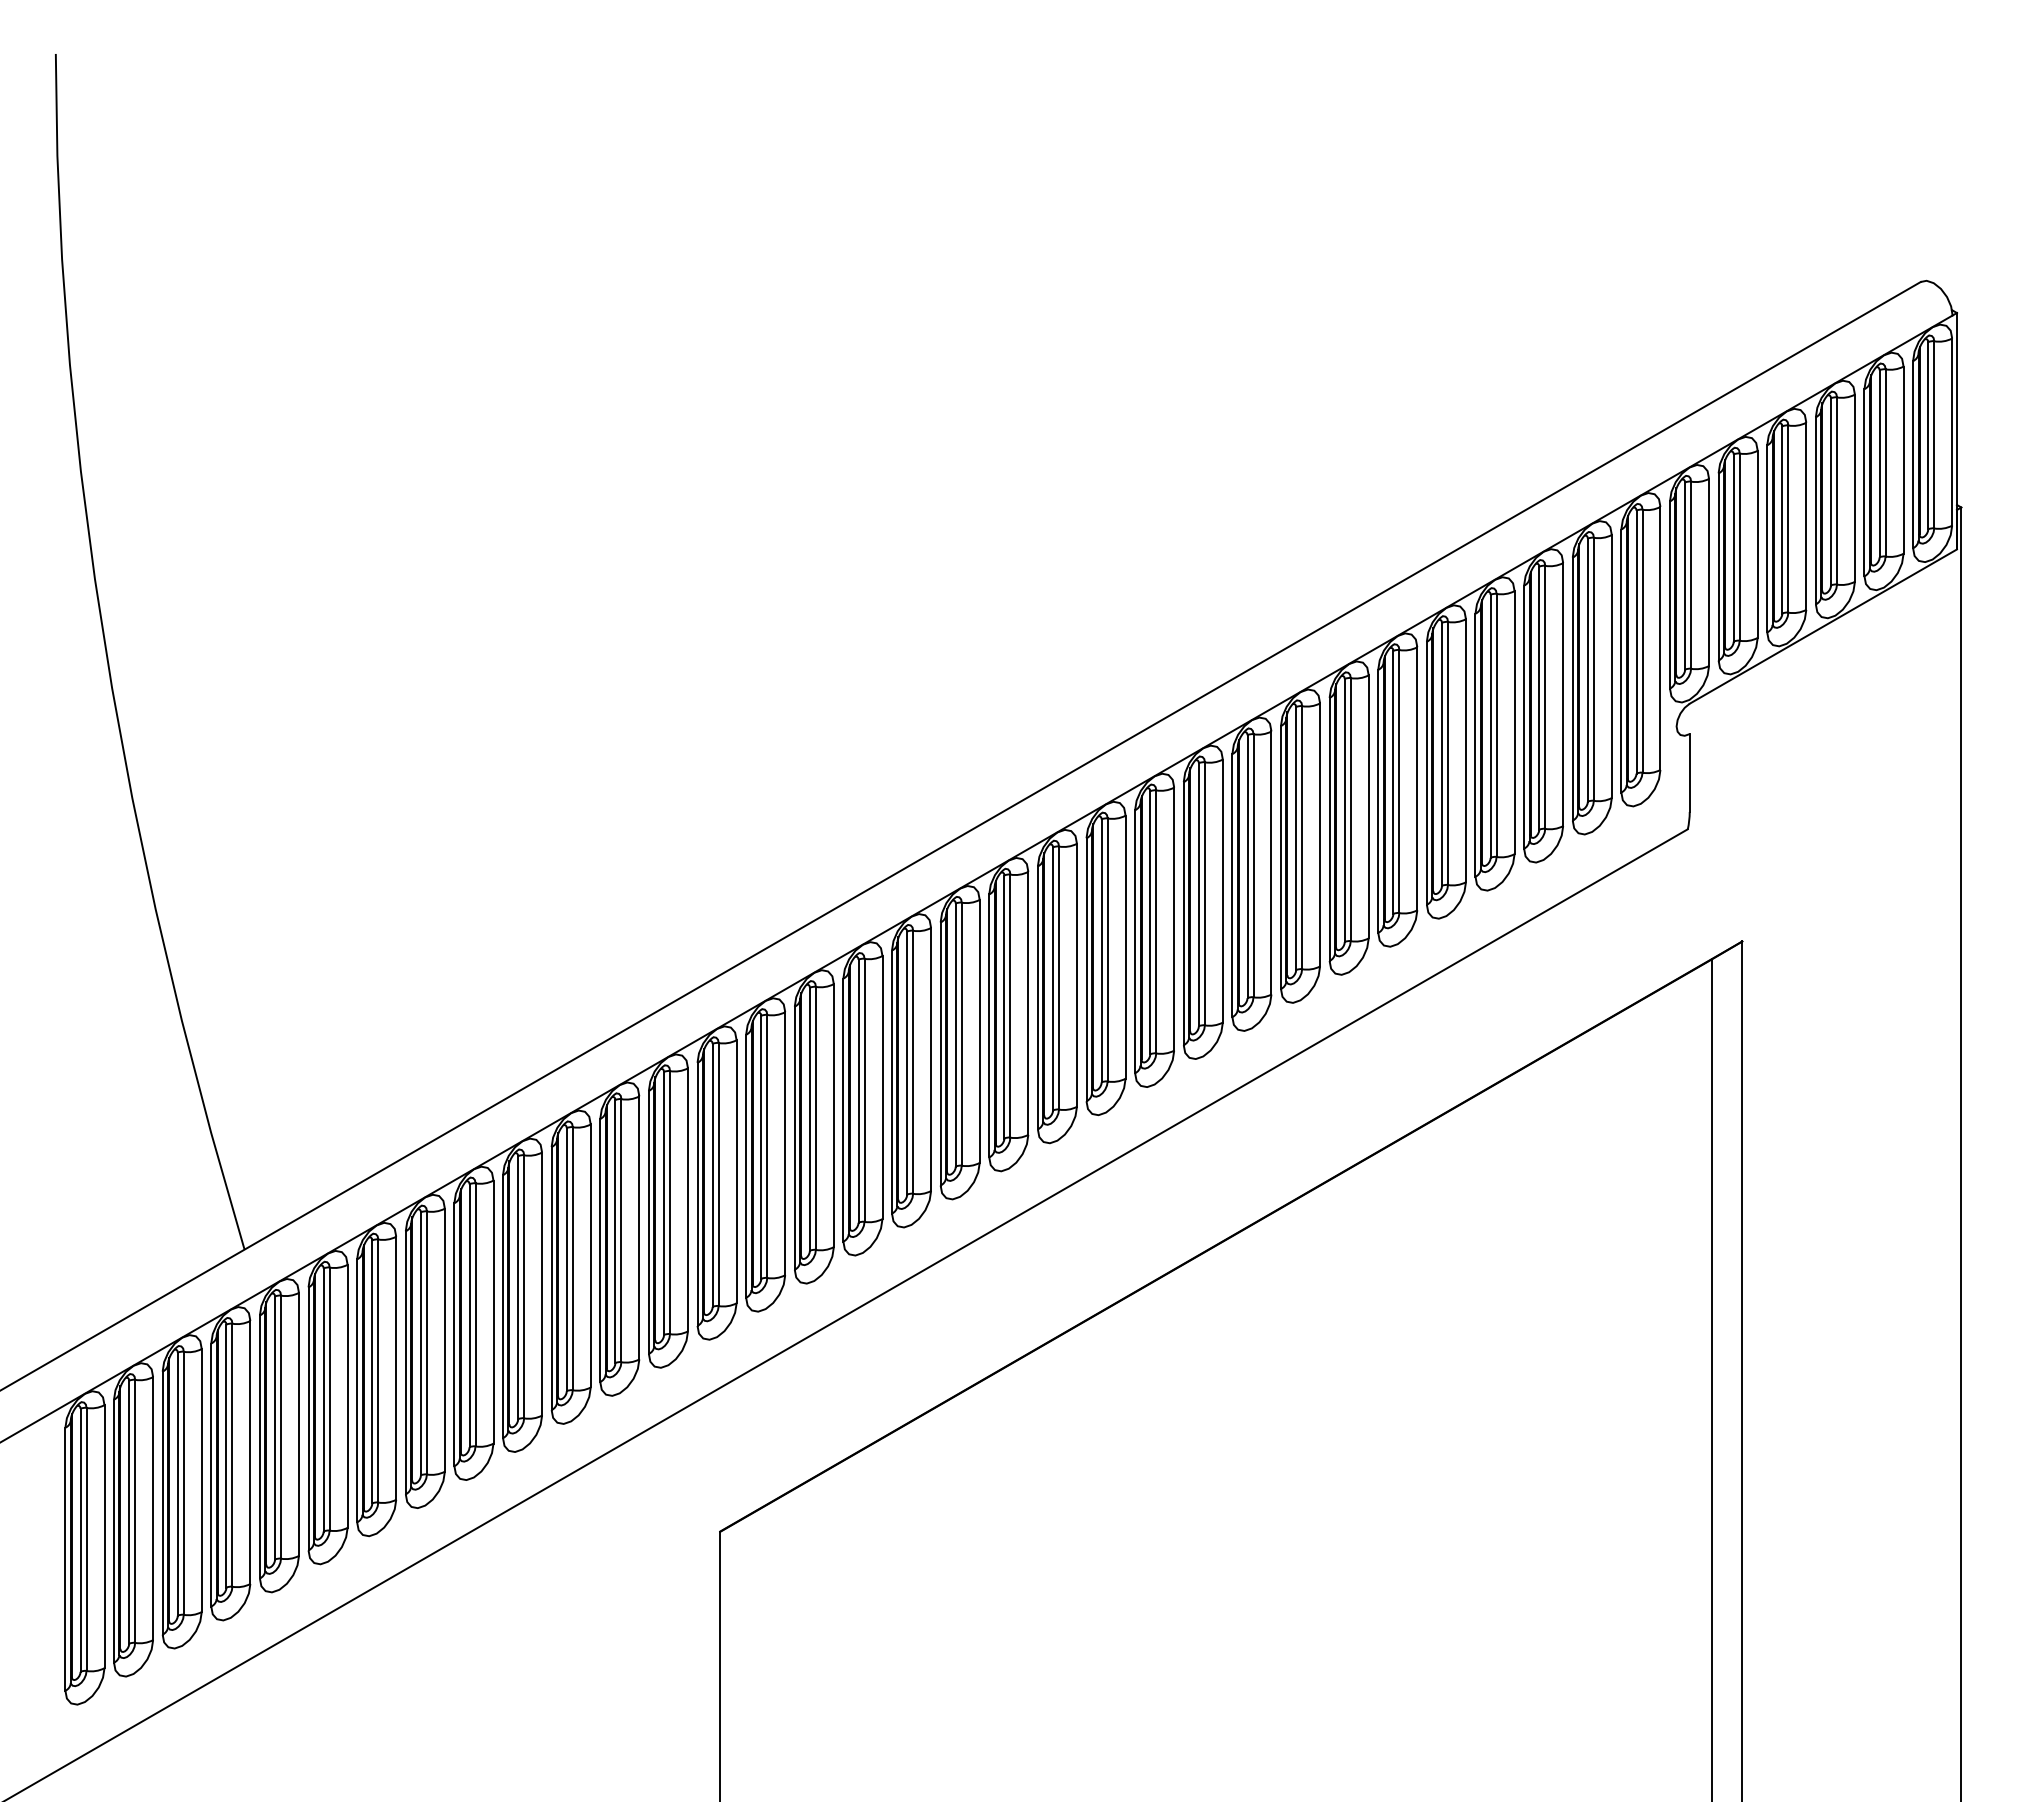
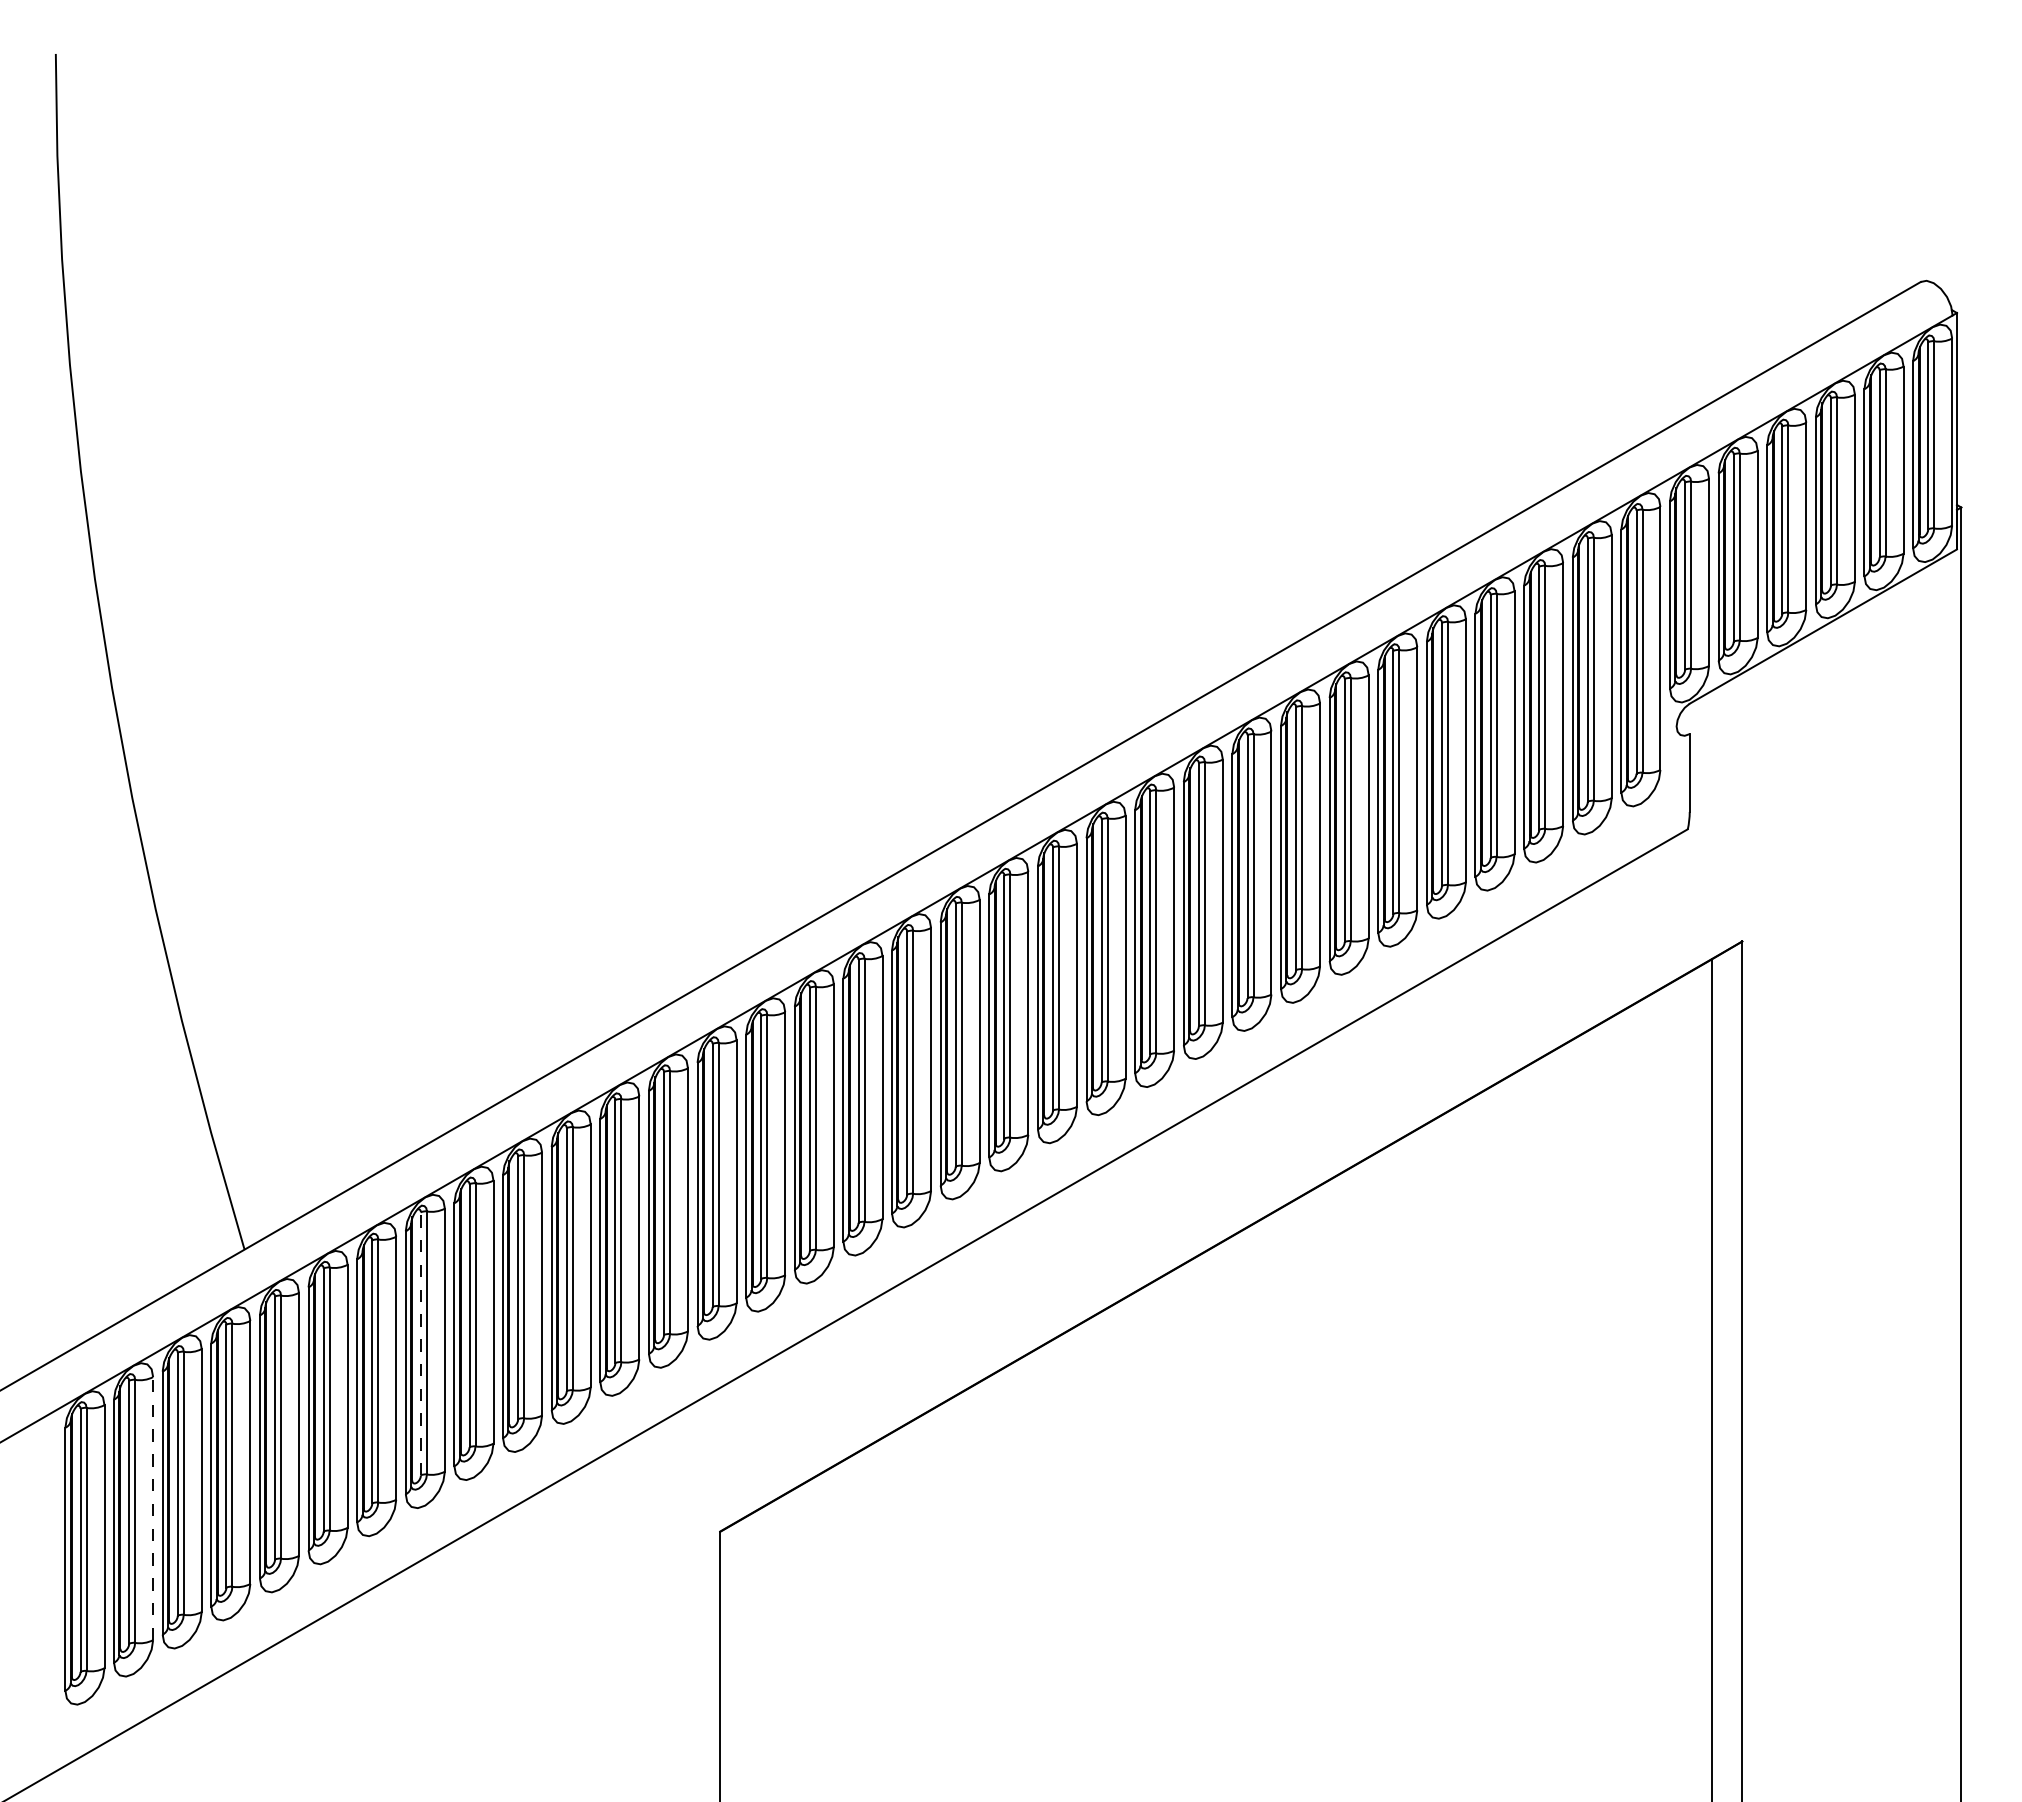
line: solid -> dashed (420, 1343)
line: solid -> dashed (153, 1508)
